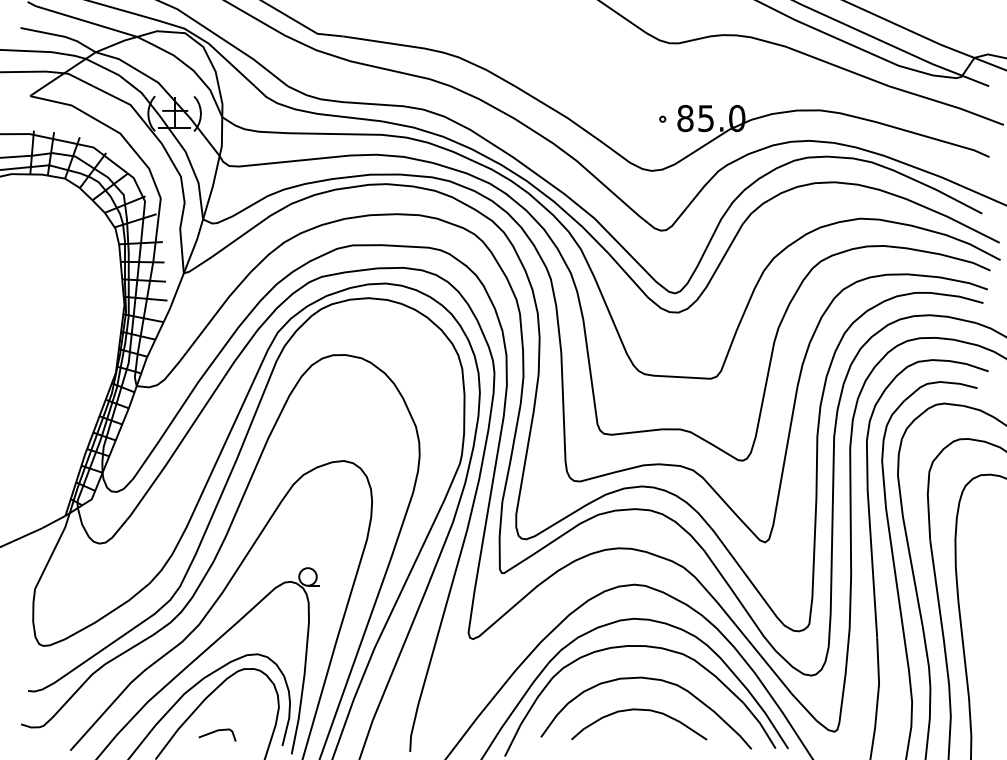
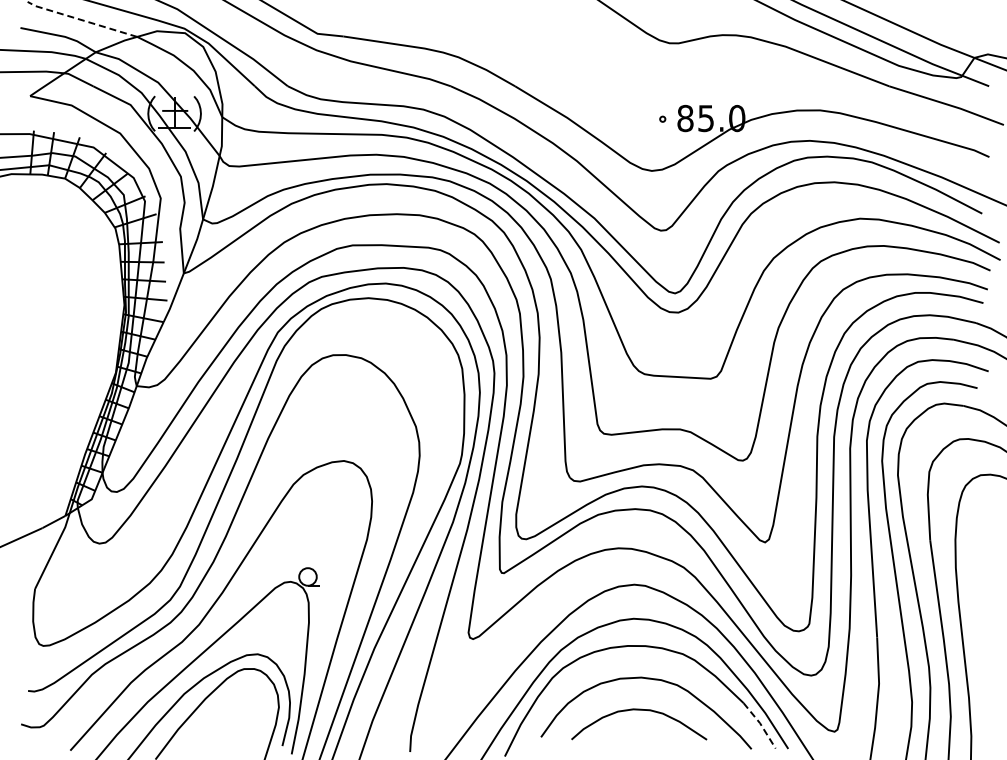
line: solid -> dashed (80, 19)
line: solid -> dashed (761, 724)
line: present -> none (215, 732)
